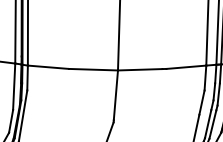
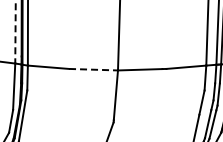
line: solid -> dashed (15, 32)
line: solid -> dashed (94, 69)
